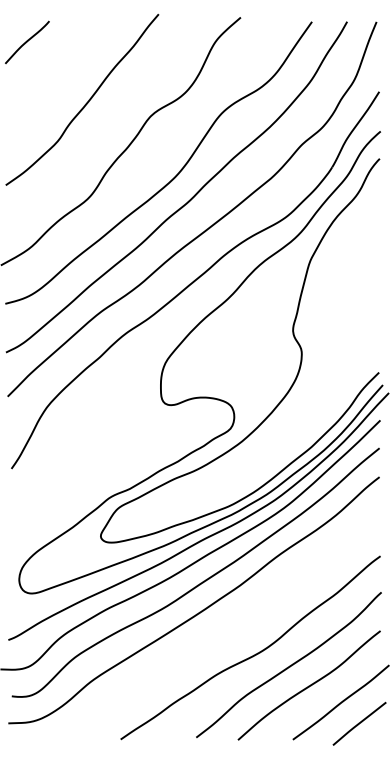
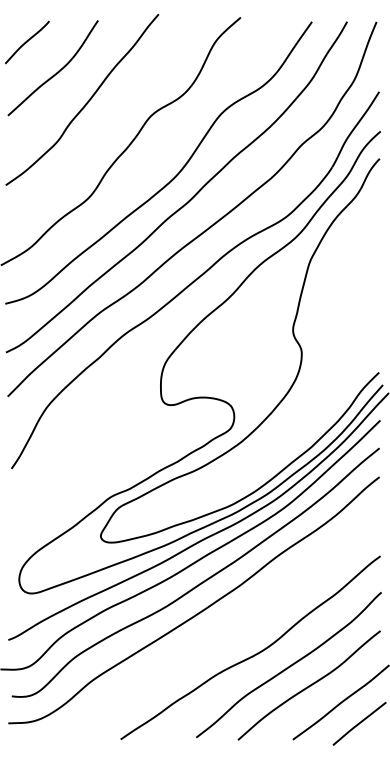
curve: none -> present (56, 72)
